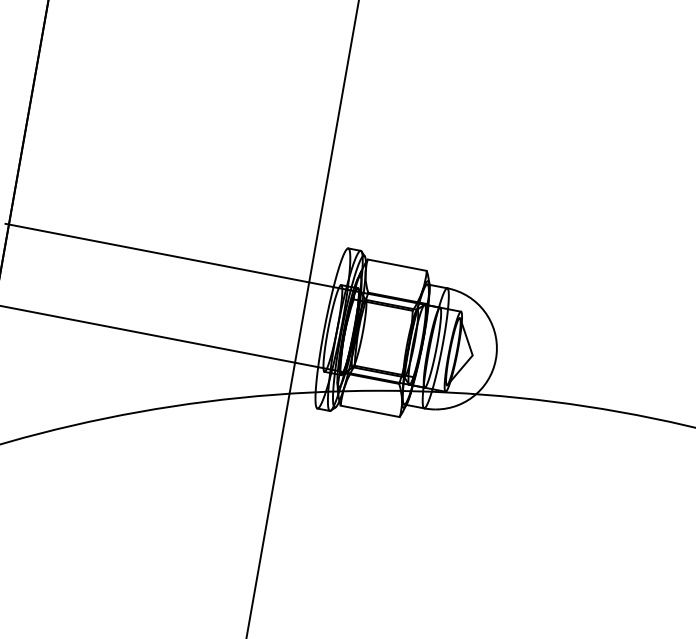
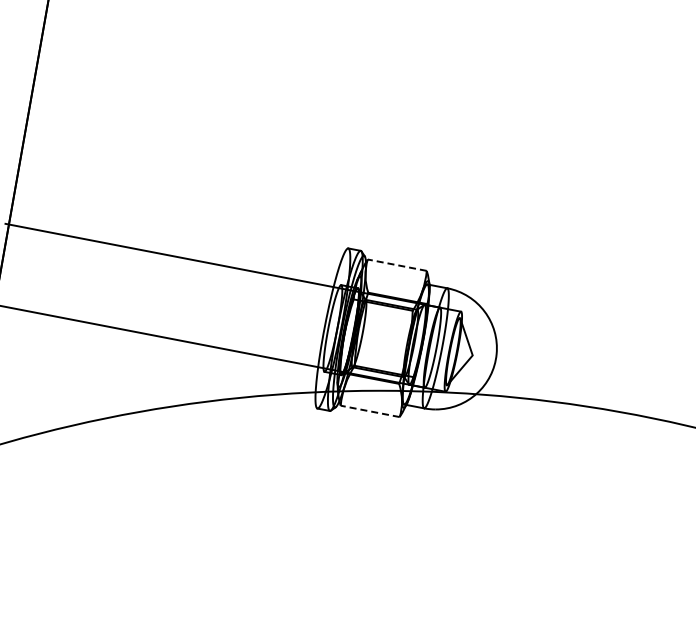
line: solid -> dashed (396, 265)
line: present -> none (302, 318)
line: solid -> dashed (369, 411)
